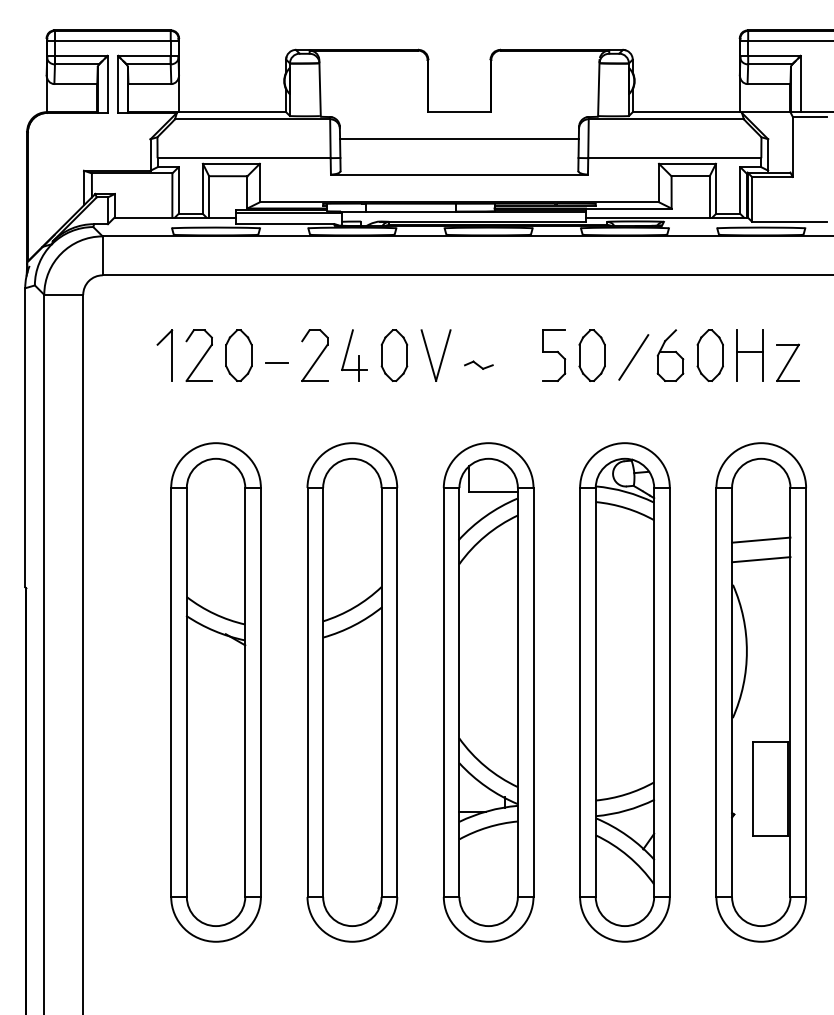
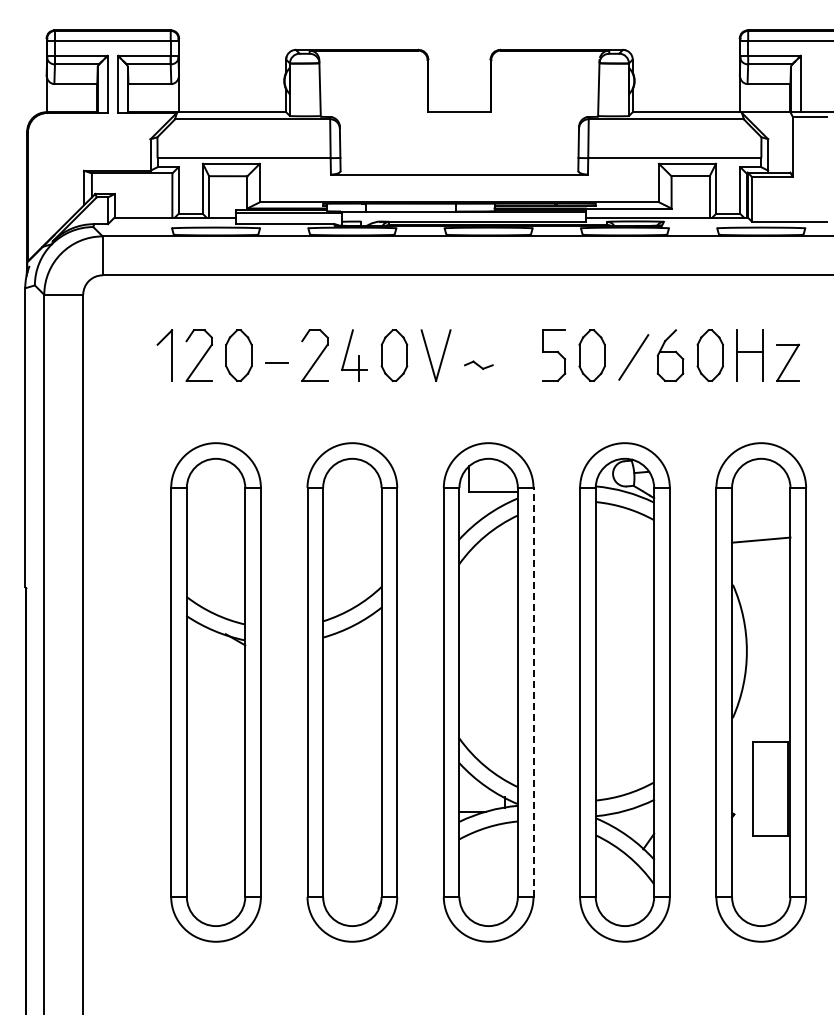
line: present -> none (459, 139)
line: present -> none (761, 559)
line: solid -> dashed (533, 691)
